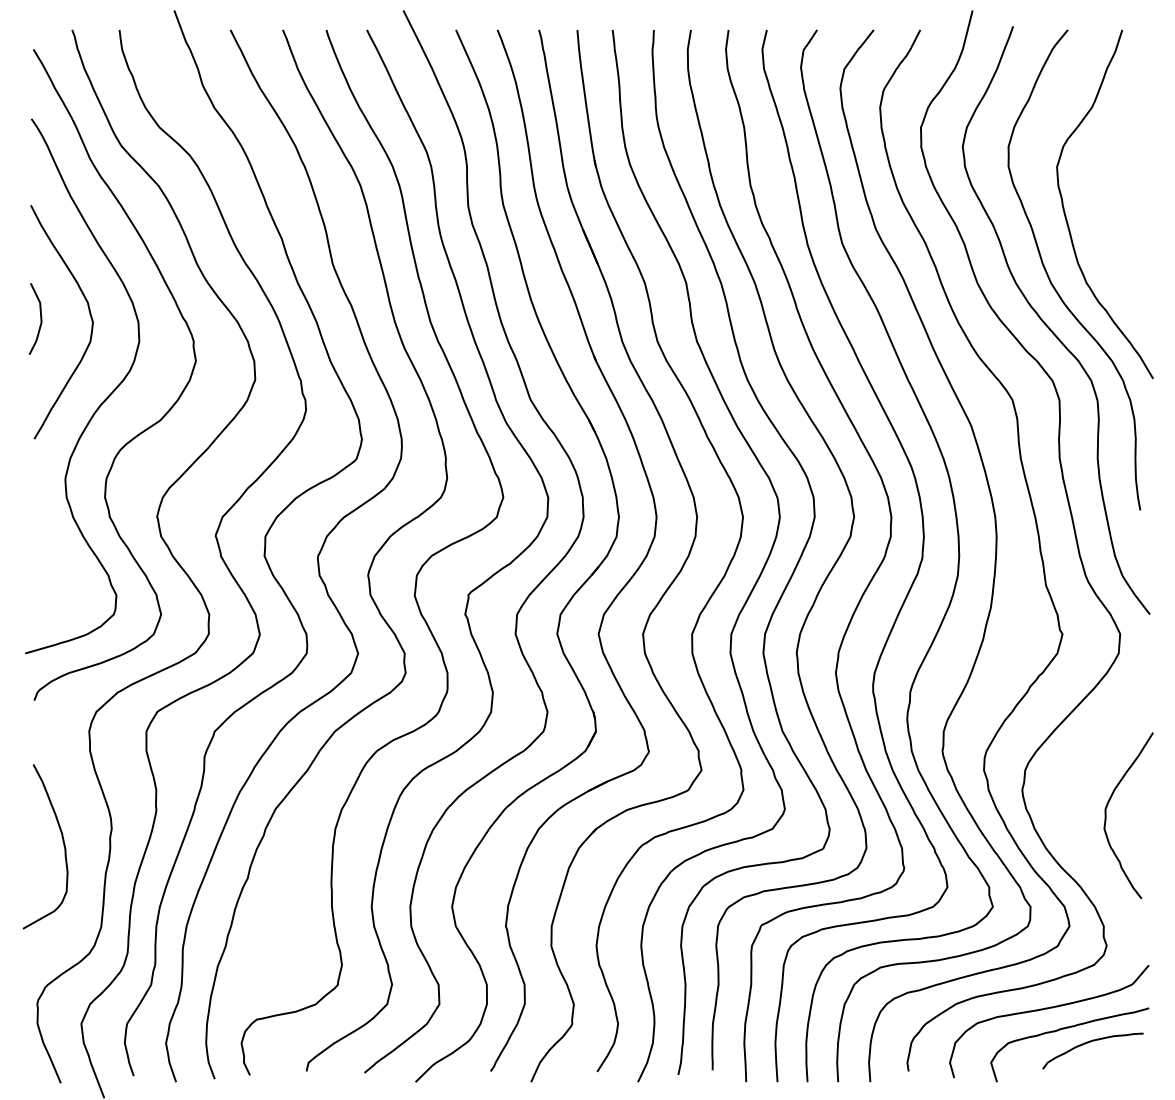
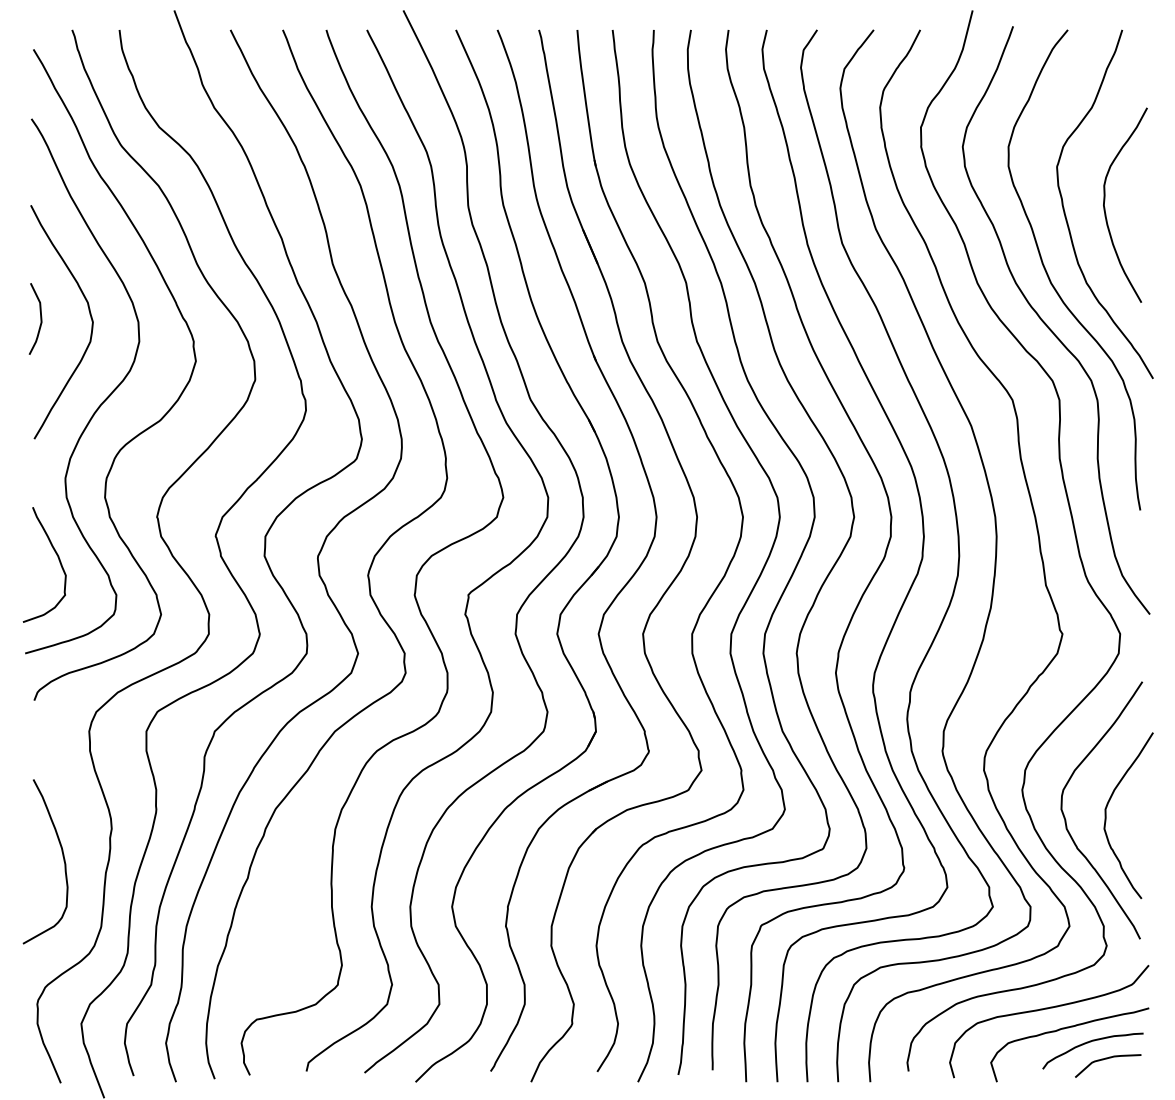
curve: none -> present (1105, 207)
curve: none -> present (58, 560)
curve: none -> present (1066, 819)
curve position: (62, 841) -> (62, 856) (62, 856)
curve: none -> present (1107, 1059)
